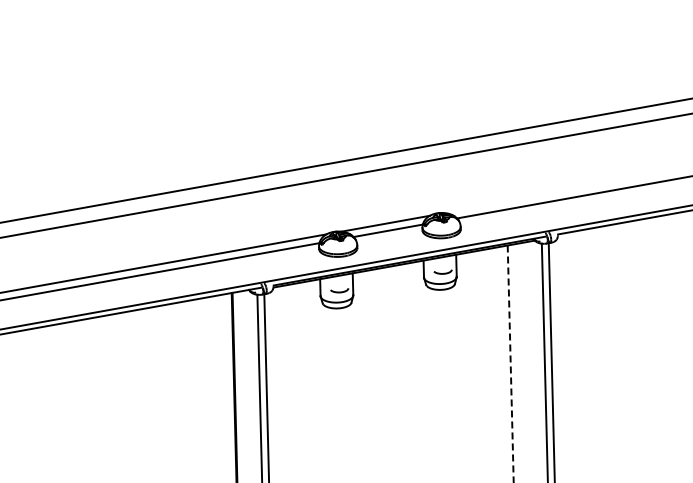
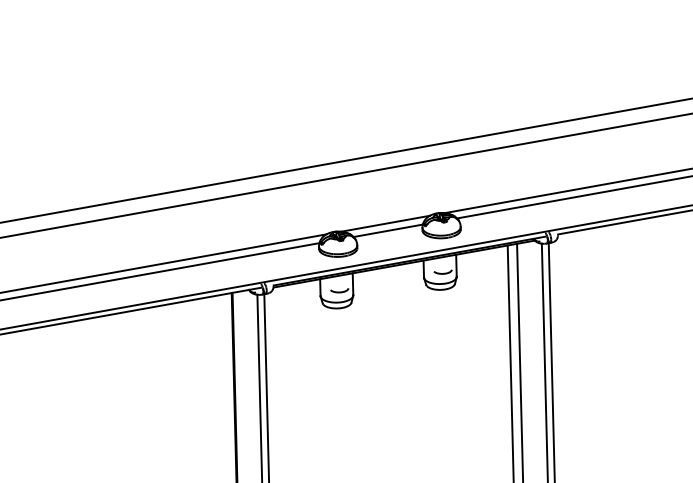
line: none -> present (566, 191)
line: none -> present (520, 361)
line: dashed -> solid (510, 364)
